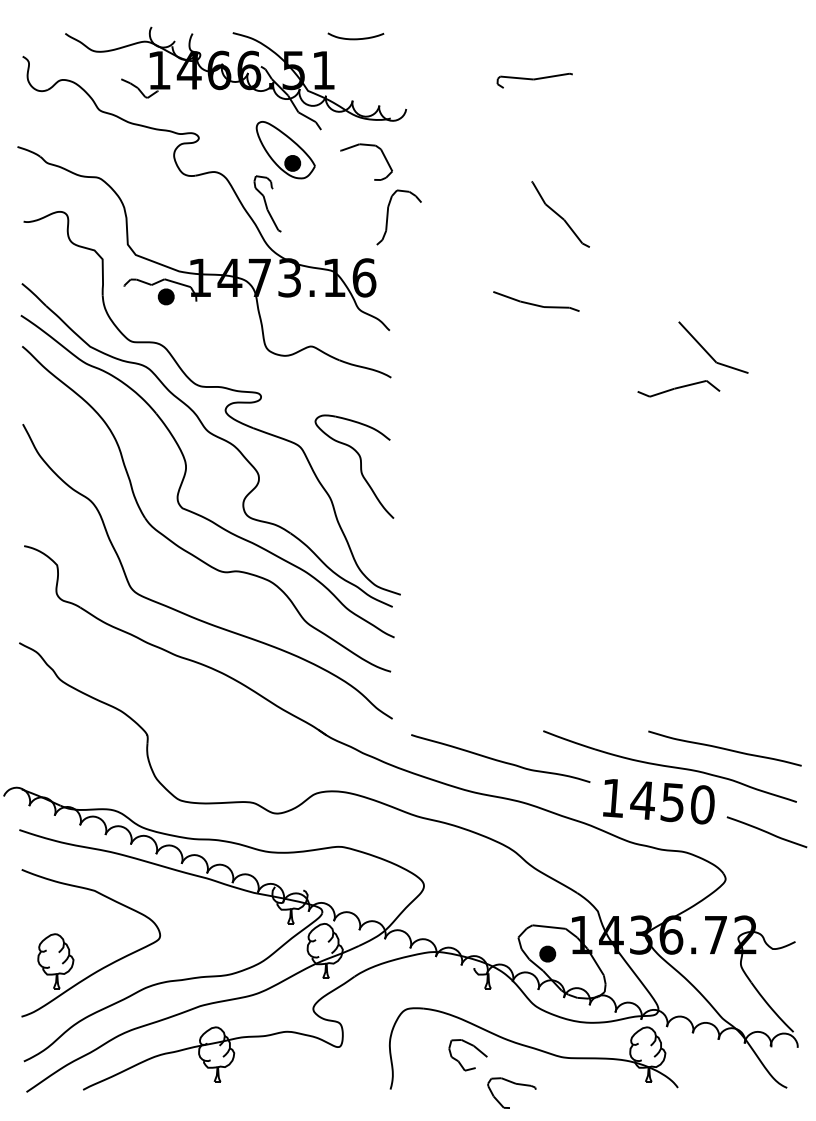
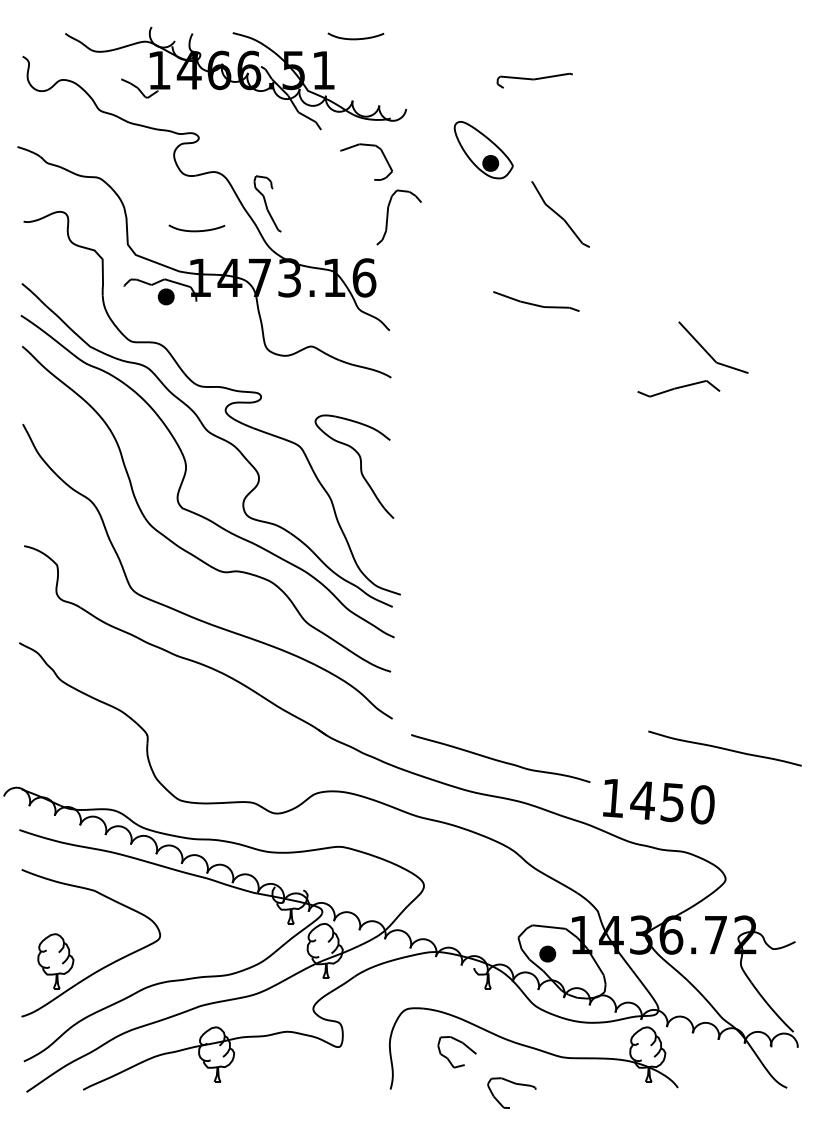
part position: (285, 150) -> (483, 150) (483, 150)
curve: none -> present (196, 230)
part: present -> none (669, 766)
line: present -> none (766, 832)
part position: (460, 1062) -> (449, 1059) (449, 1059)
